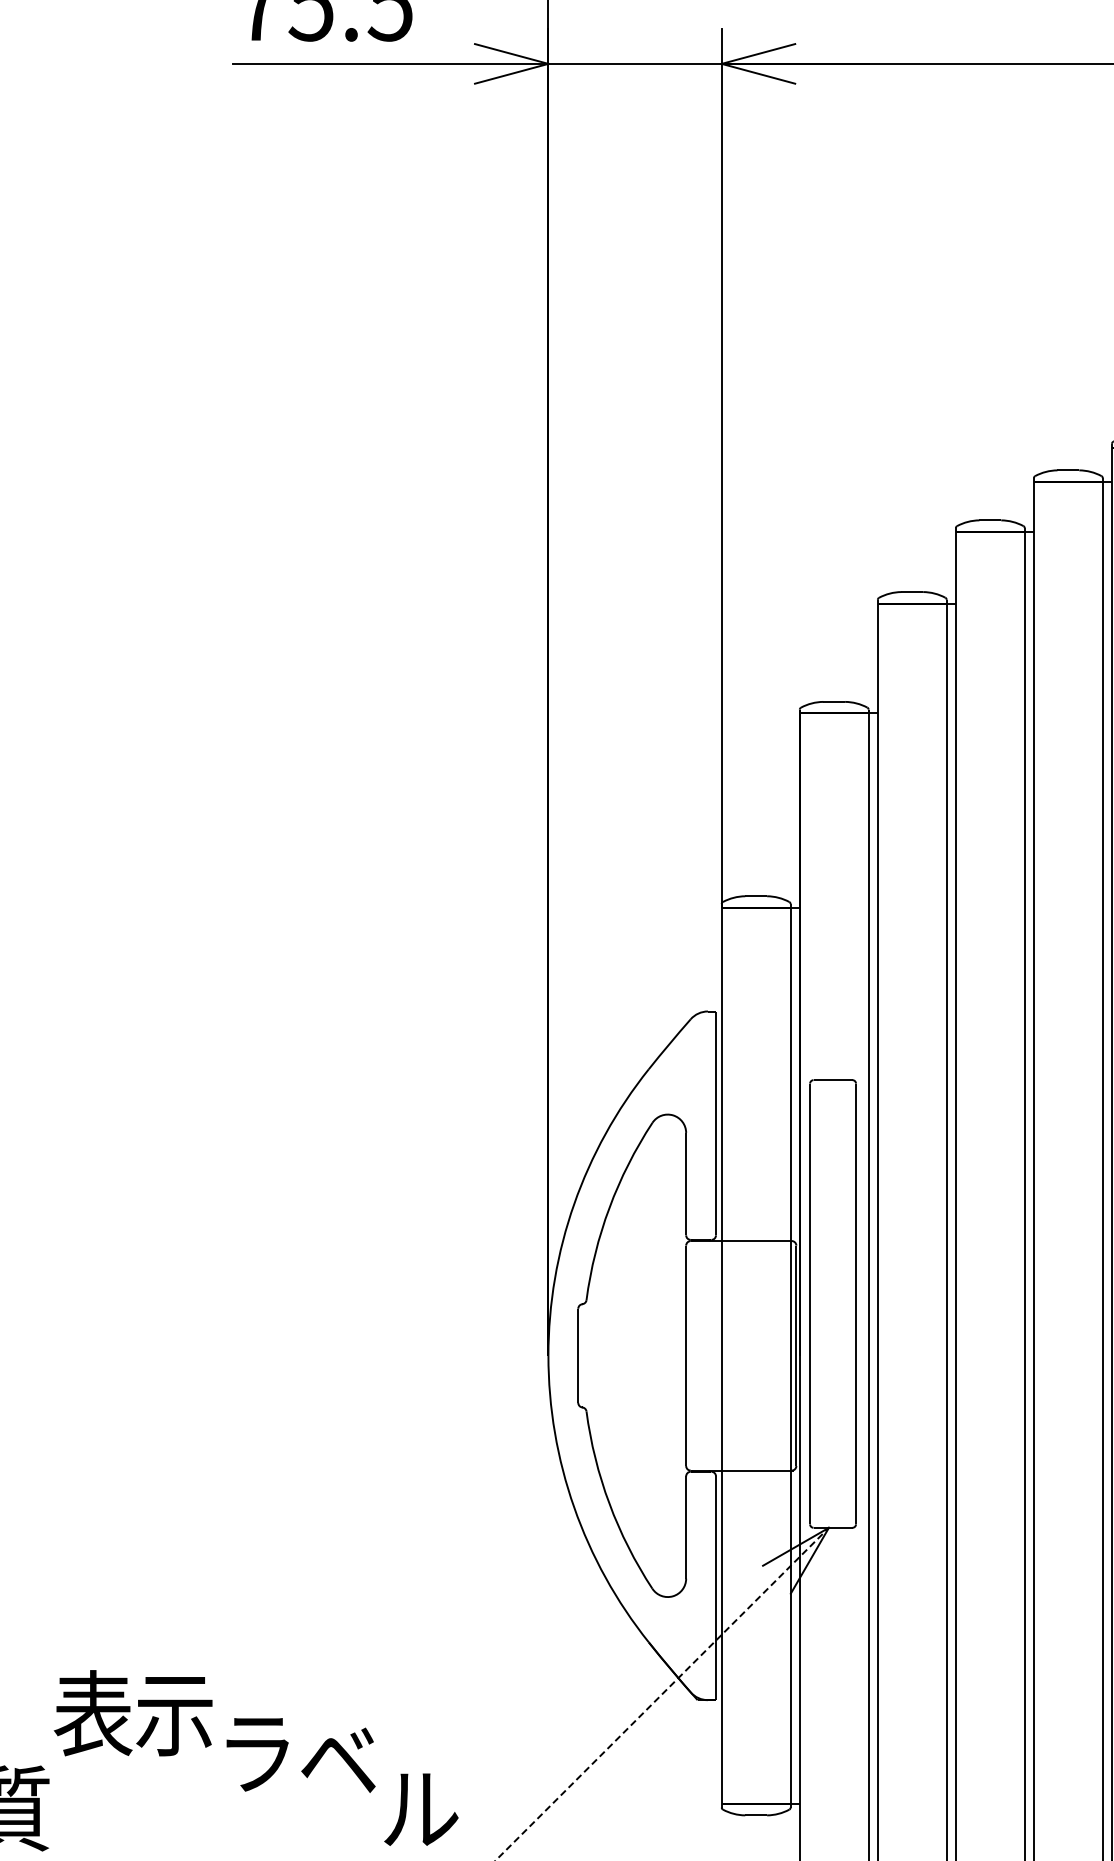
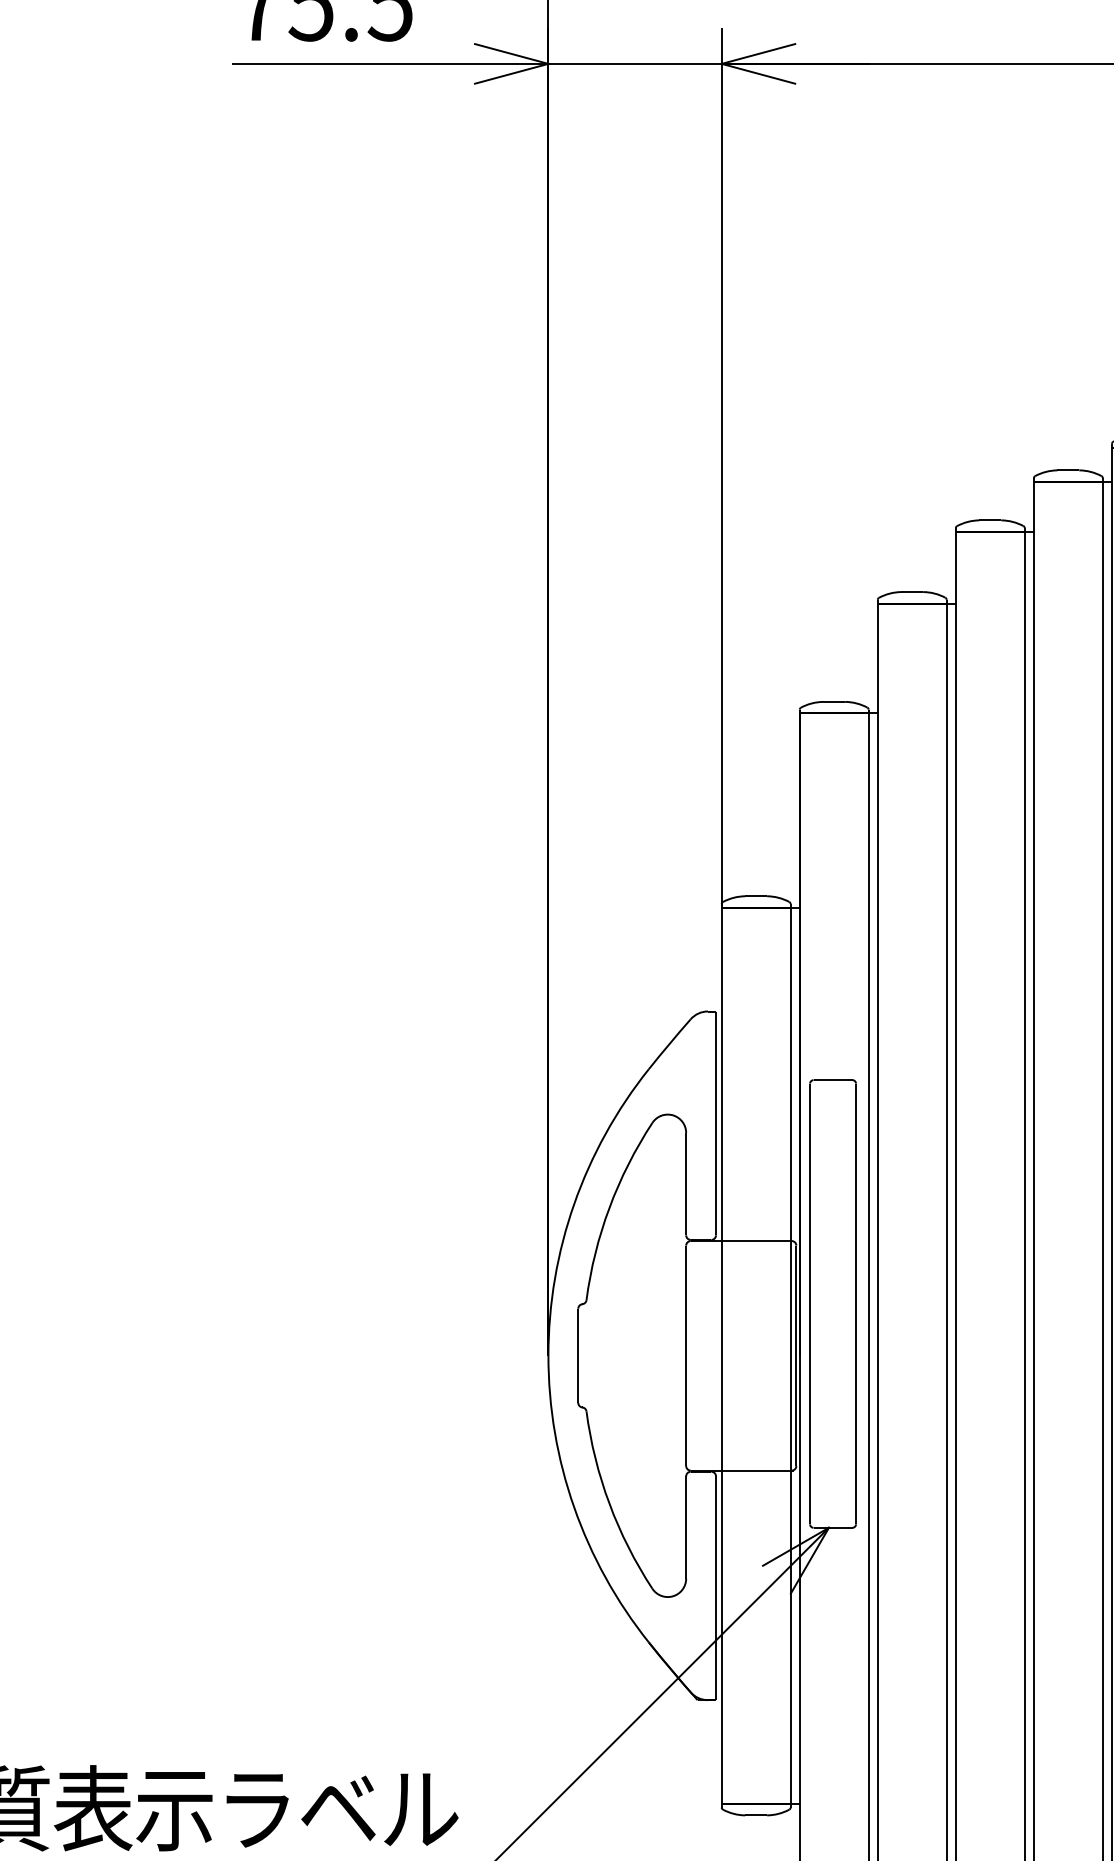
line: dashed -> solid (662, 1693)
text position: (132, 1713) -> (132, 1808) (132, 1808)
text position: (257, 1754) -> (257, 1810) (257, 1810)
text position: (338, 1759) -> (338, 1807) (338, 1807)
